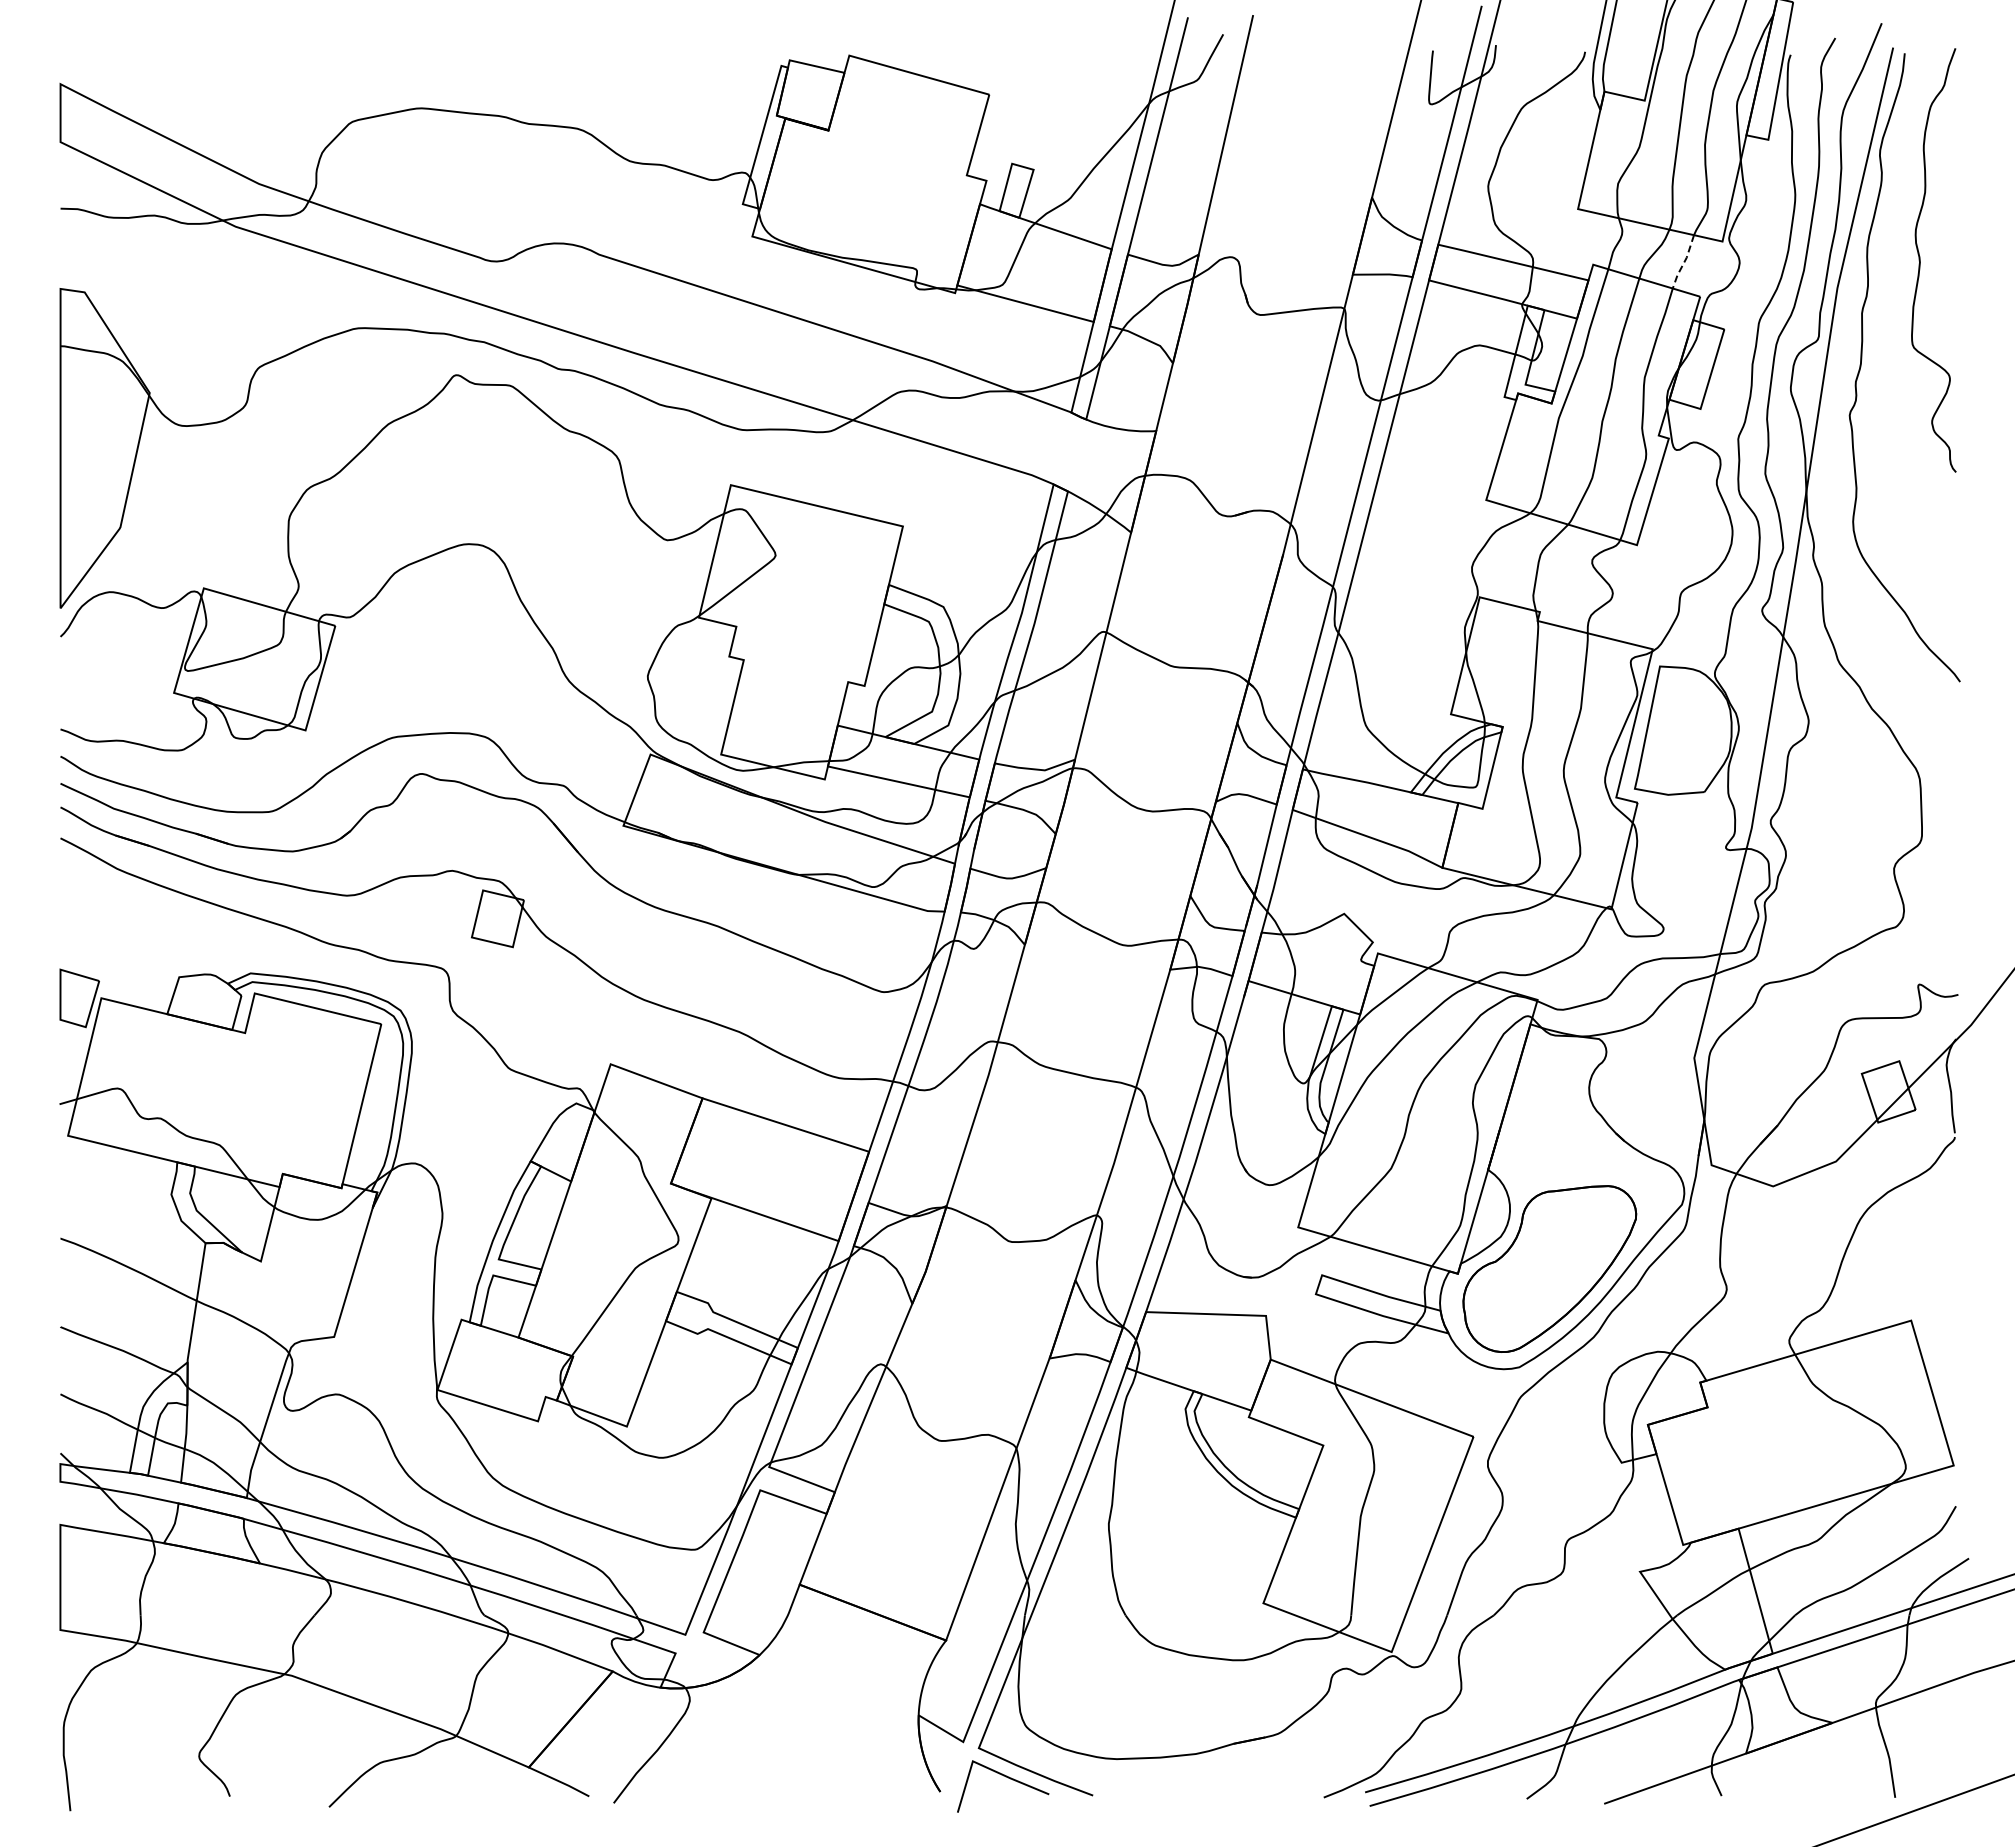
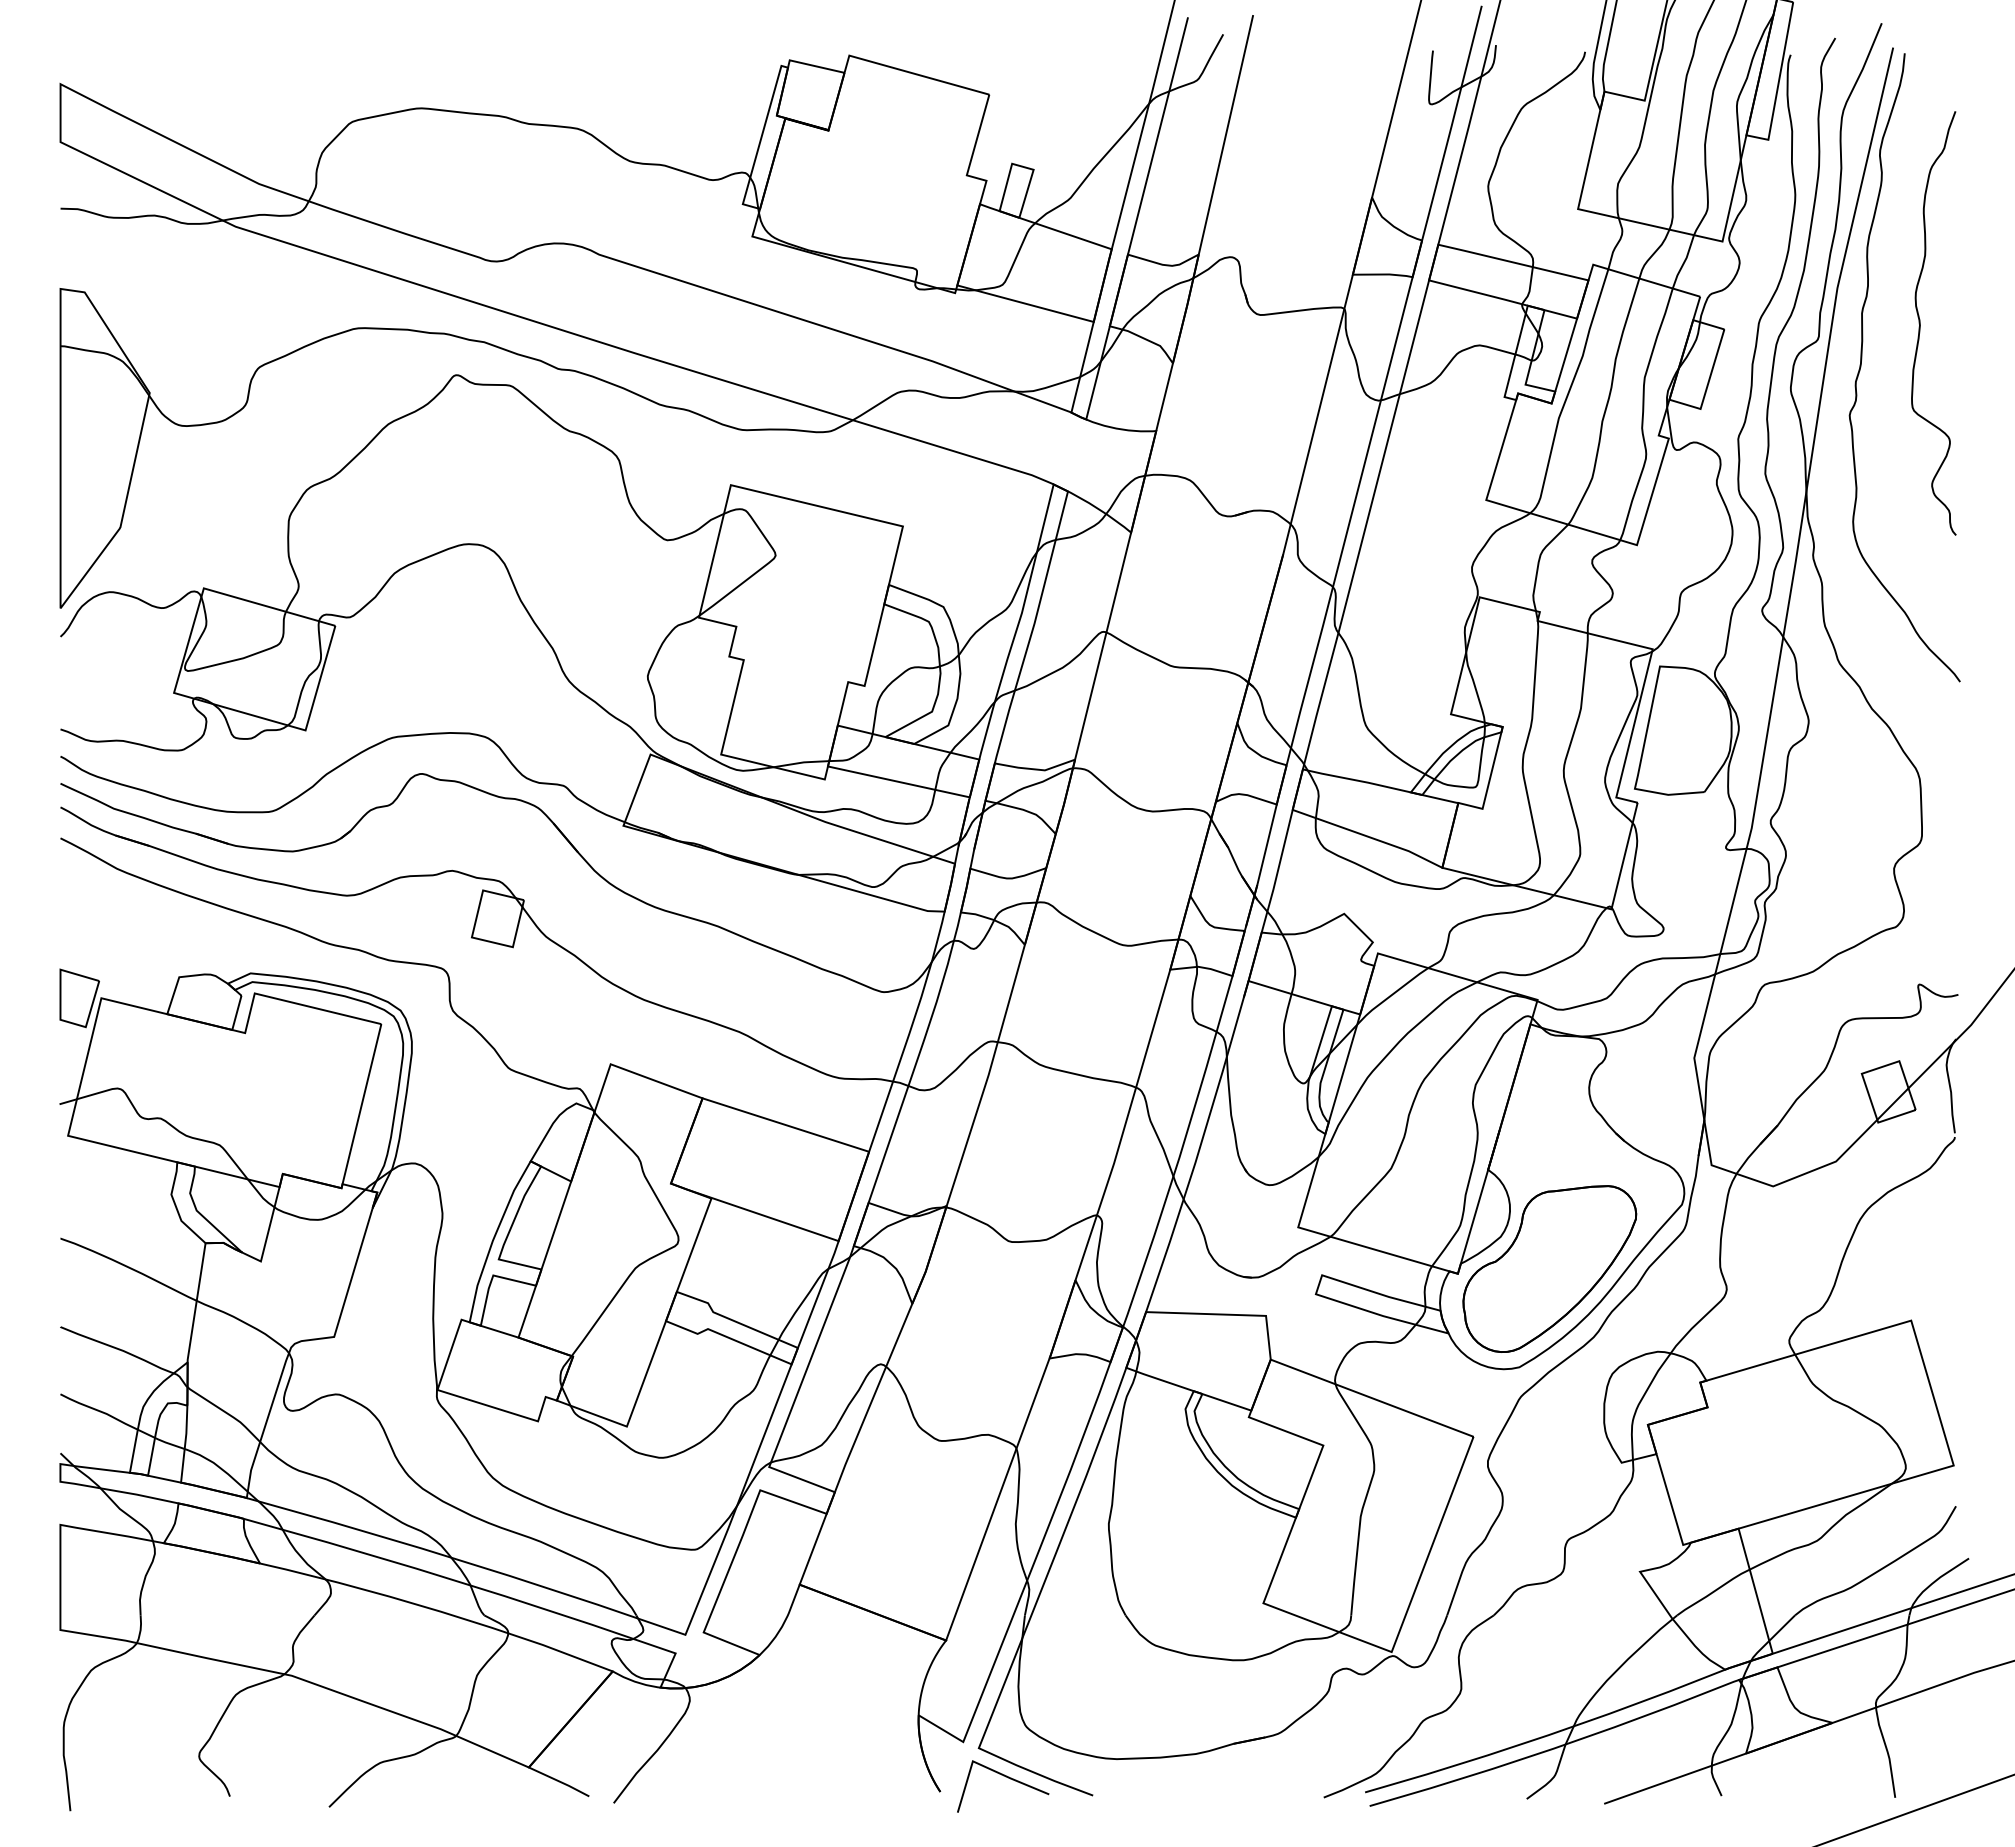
curve position: (1920, 260) -> (1920, 323) (1920, 323)
line: dashed -> solid (1684, 262)
